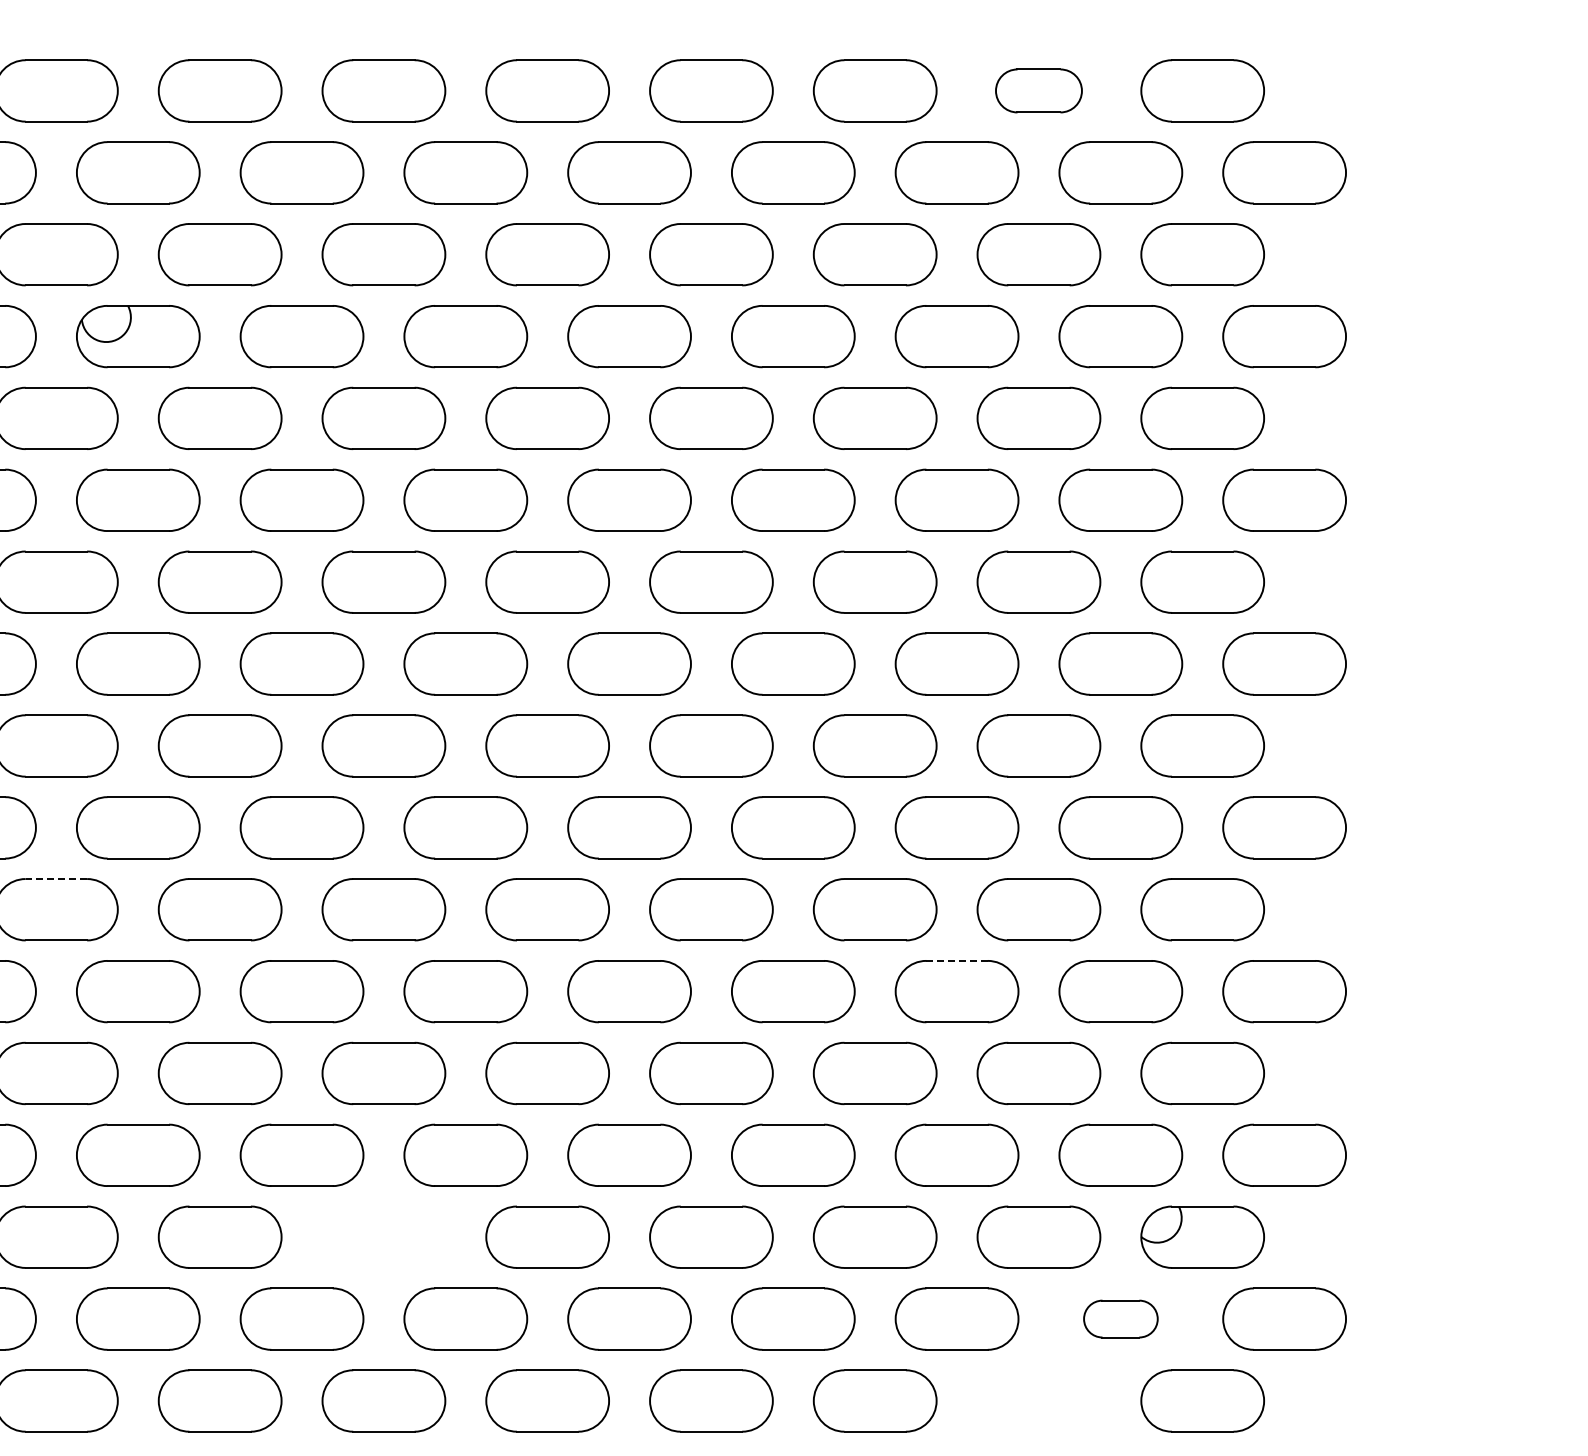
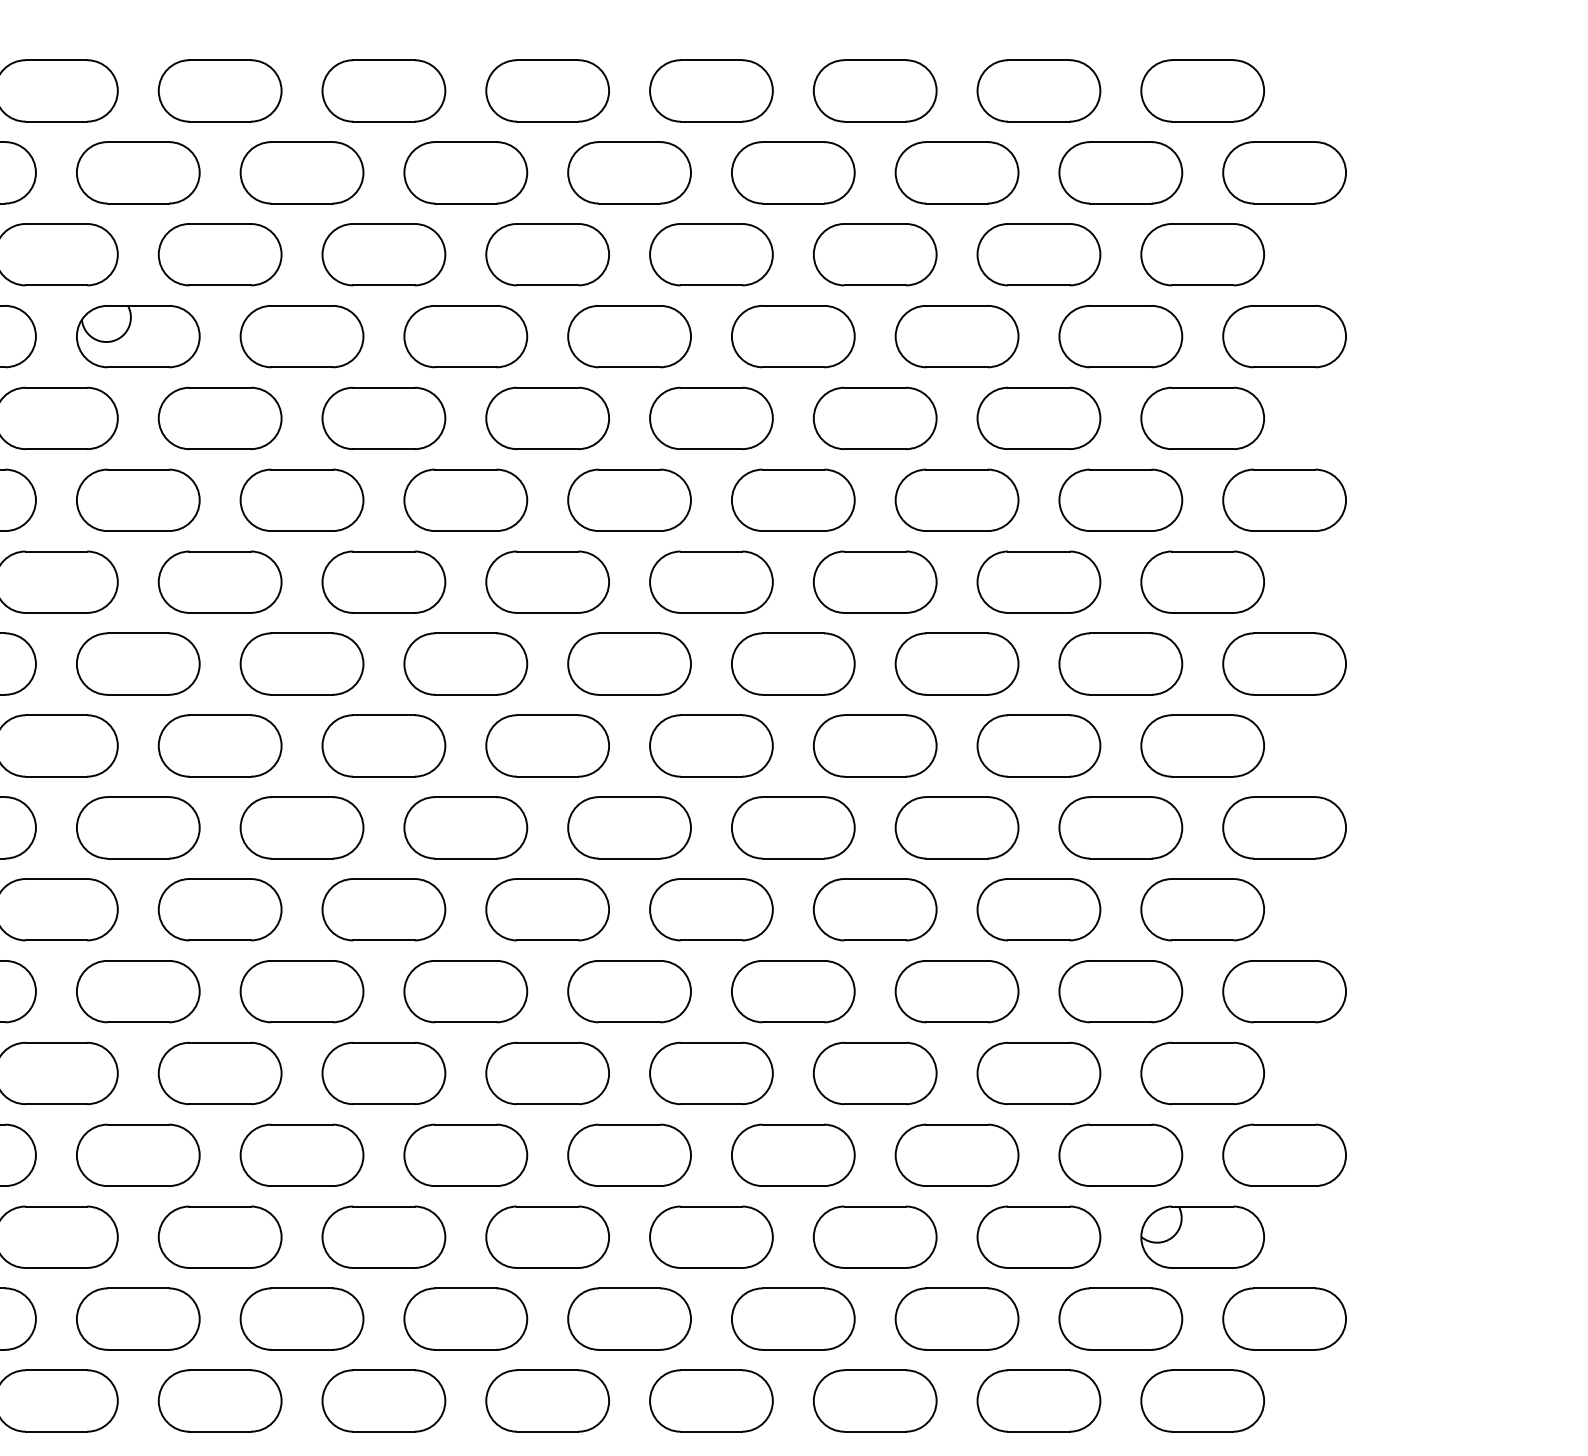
part size: 88x46 px -> 126x64 px (1038, 90)
line: dashed -> solid (56, 879)
line: dashed -> solid (957, 960)
part: none -> present (383, 1236)
part size: 76x40 px -> 126x64 px (1120, 1318)
part: none -> present (1038, 1400)
